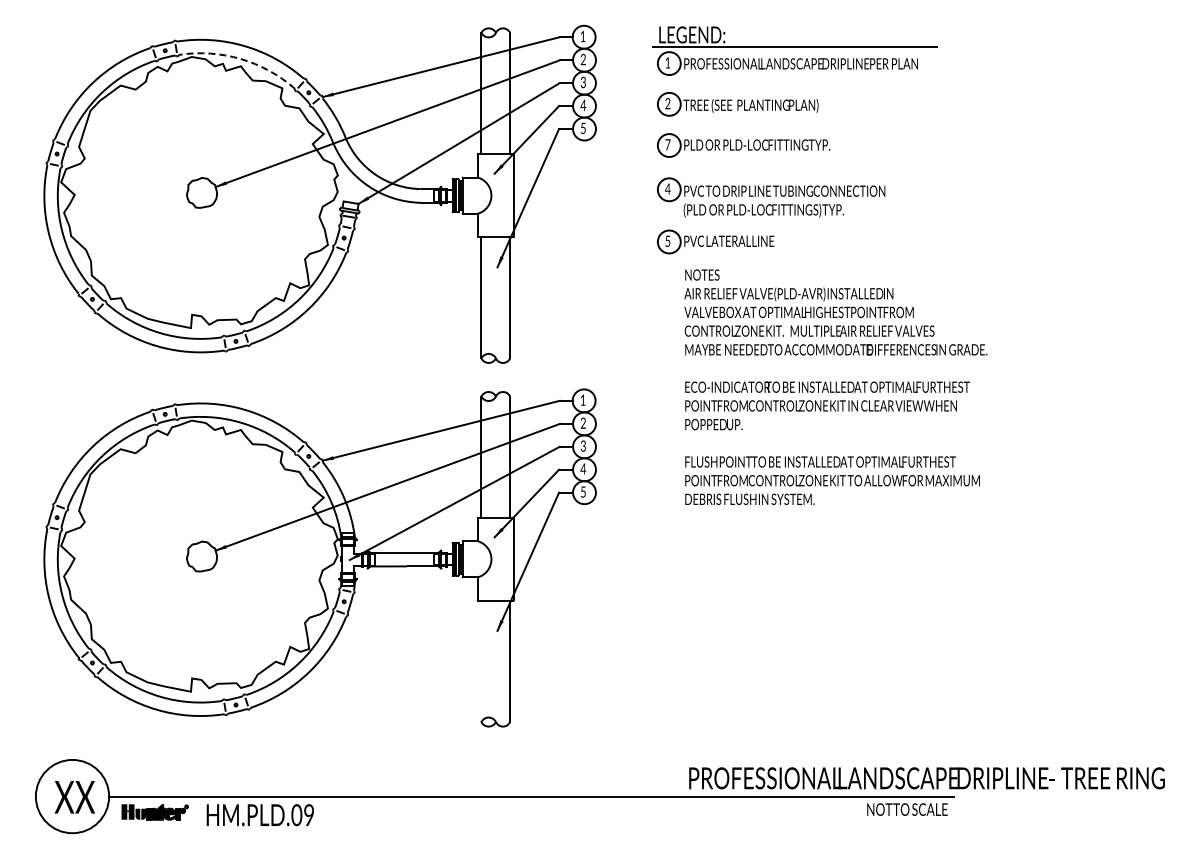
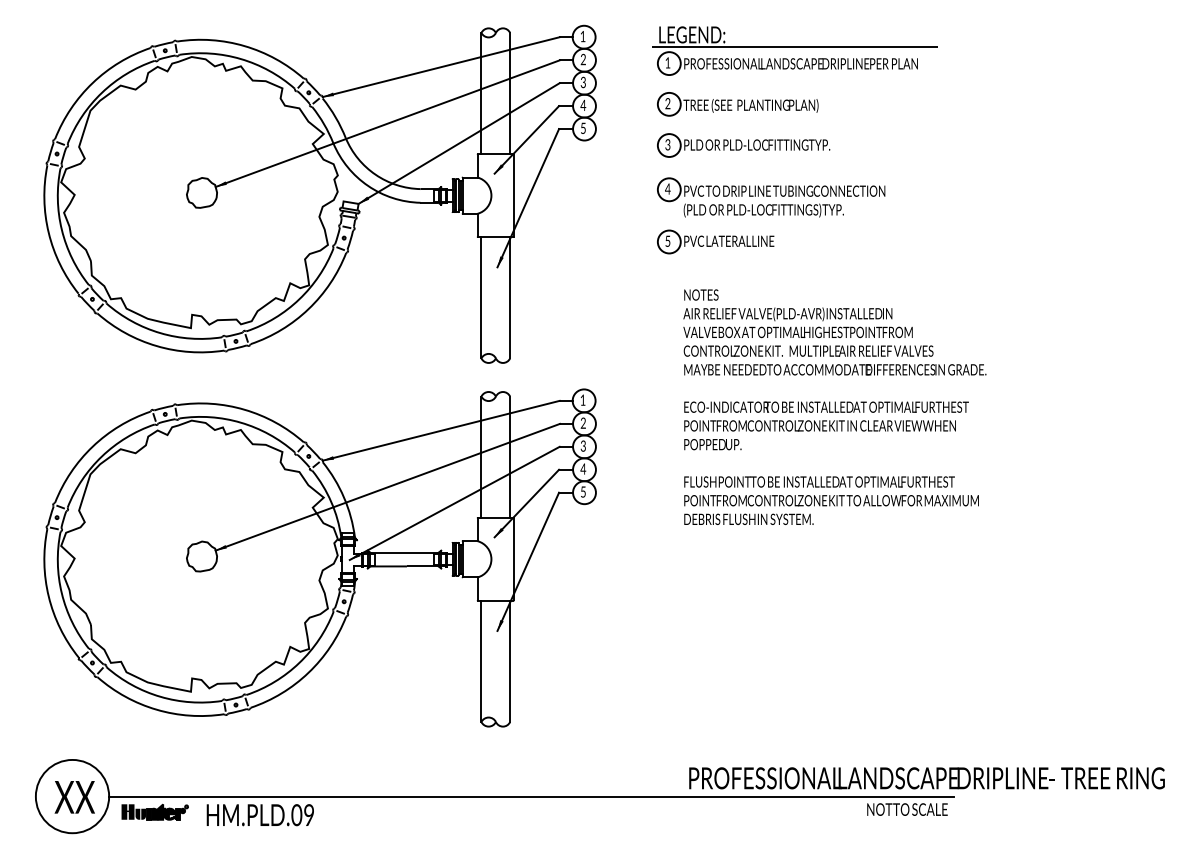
arc: dashed -> solid (240, 59)
text: 7 -> 3 (667, 144)
text position: (835, 386) -> (834, 406) (834, 406)
line: none -> present (481, 661)
